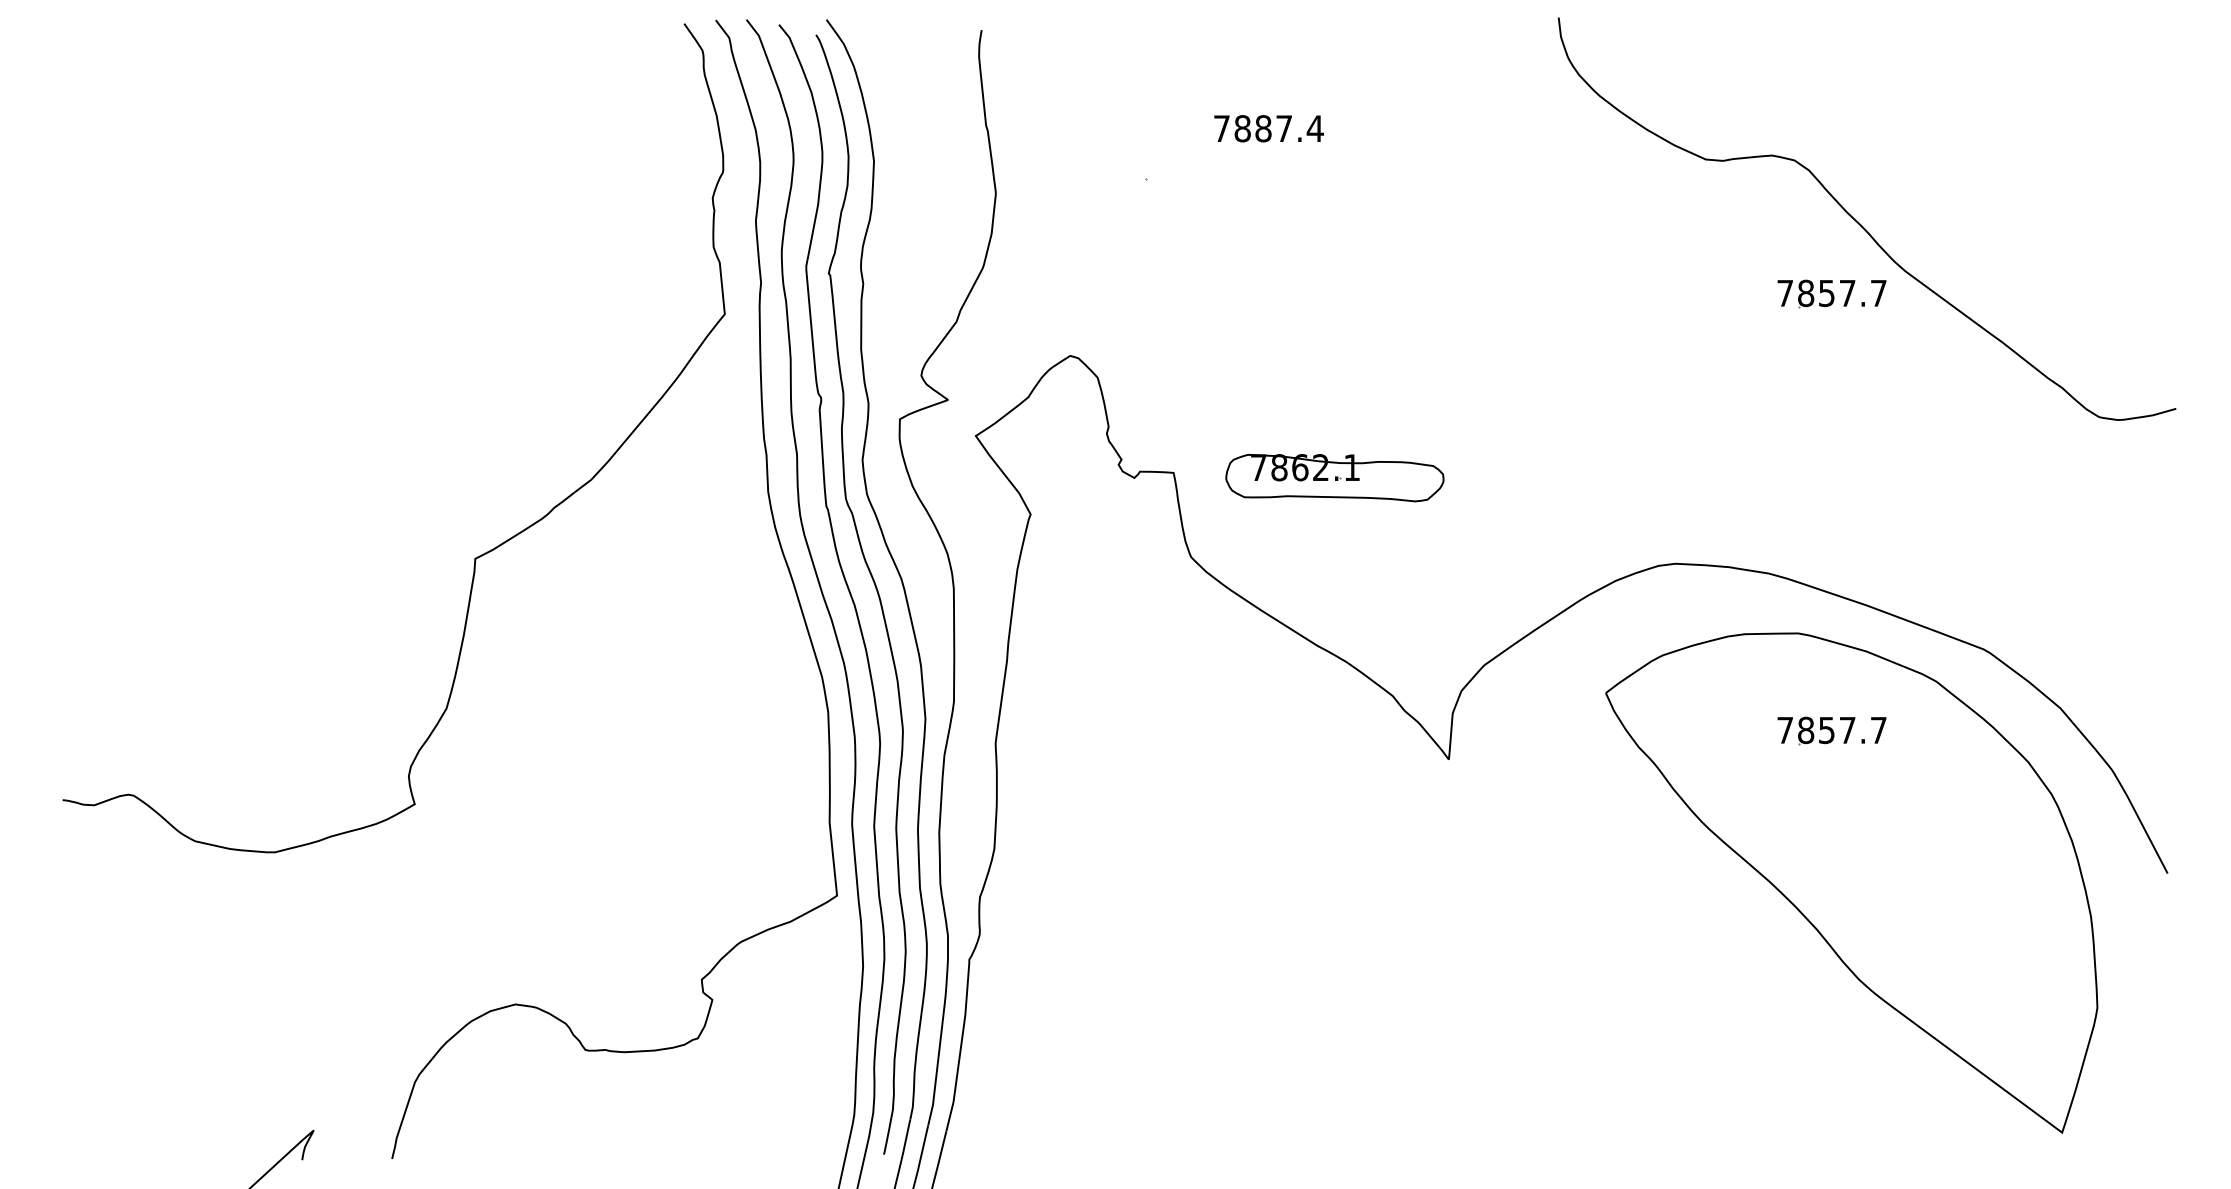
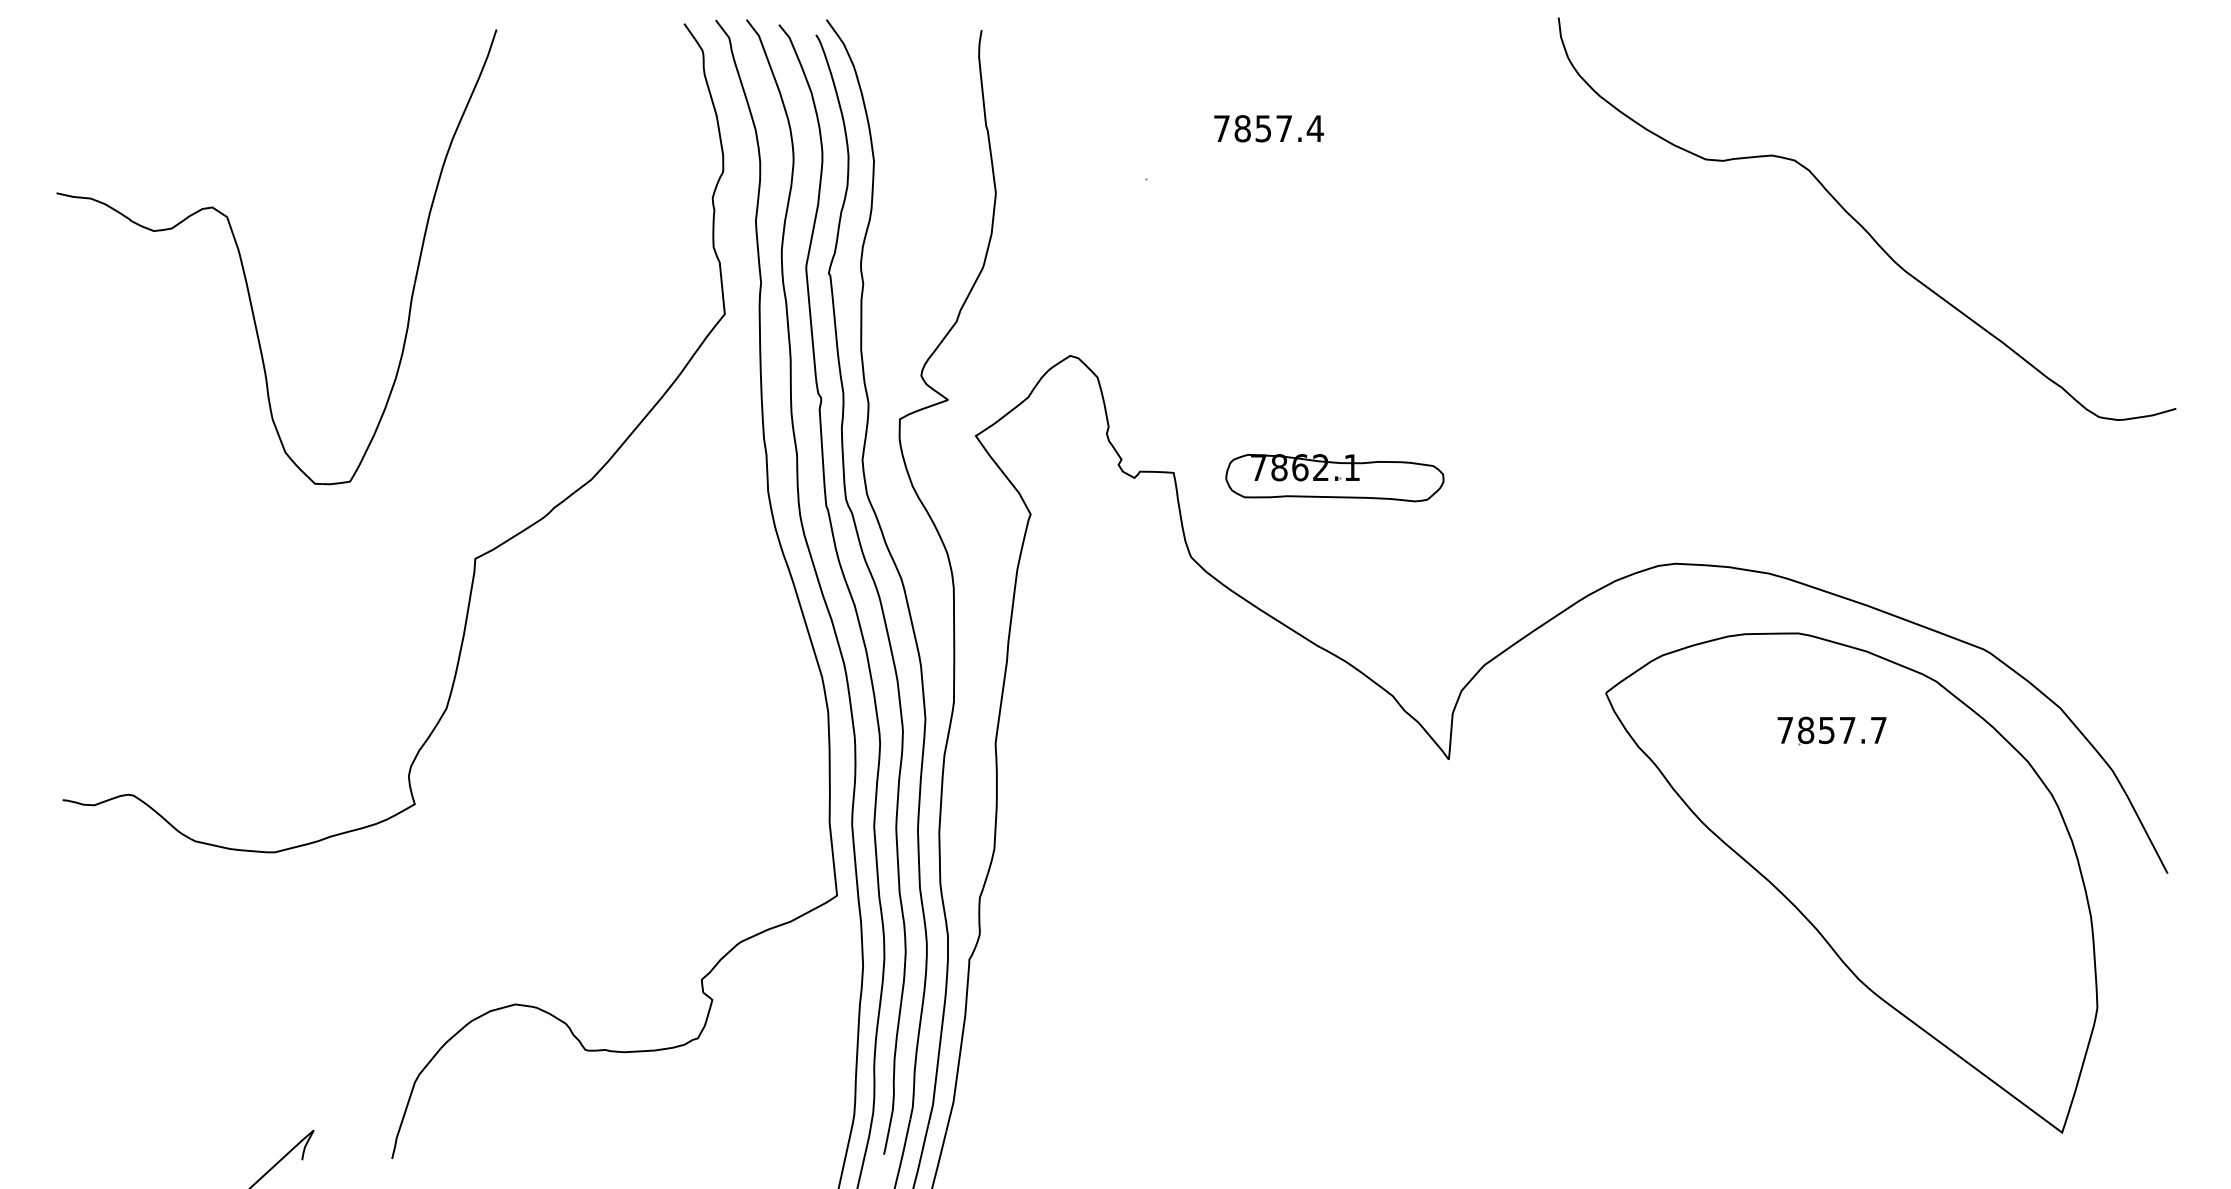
text: 7887.4 -> 7857.4 (1263, 128)
part: none -> present (243, 264)
part: present -> none (1831, 293)
